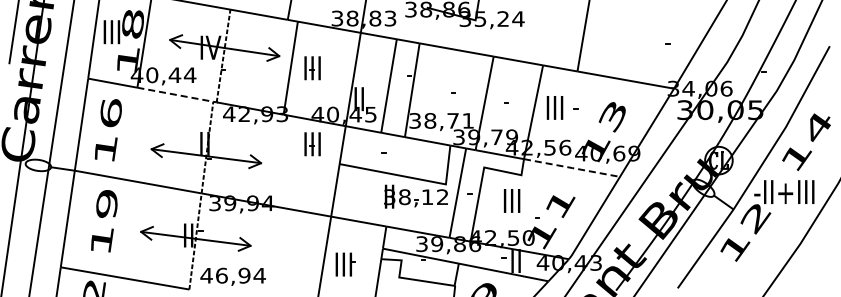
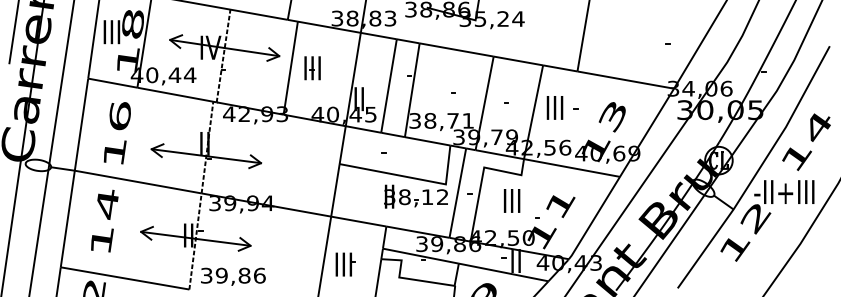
line: dashed -> solid (178, 95)
text position: (107, 130) -> (116, 133) (116, 133)
part: present -> none (312, 144)
line: dashed -> solid (572, 168)
text: 19 -> 14 (107, 204)
text: 46,94 -> 39,86 (232, 275)
